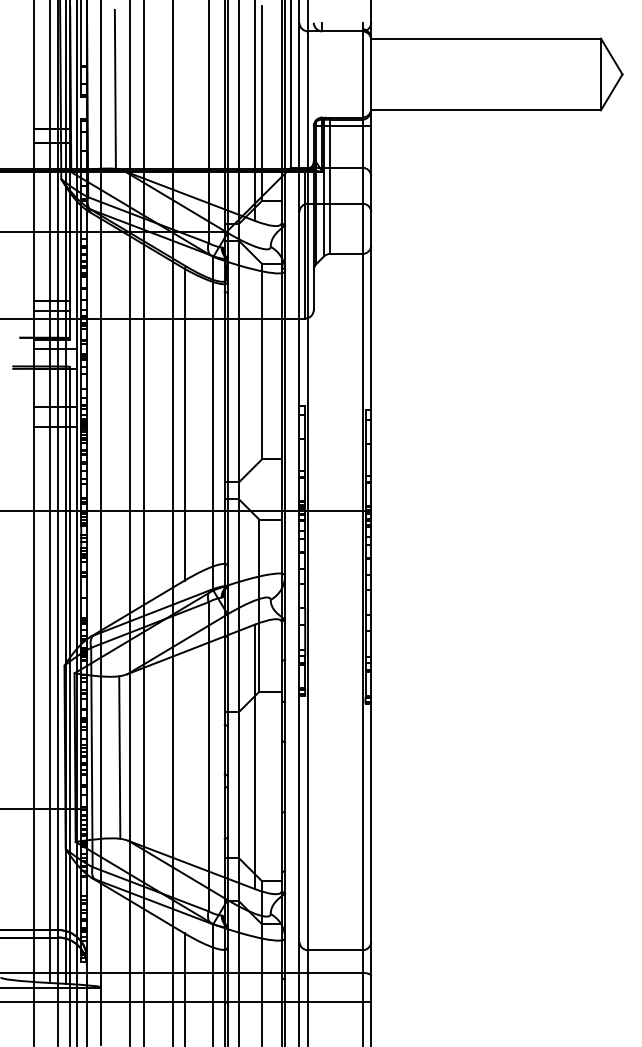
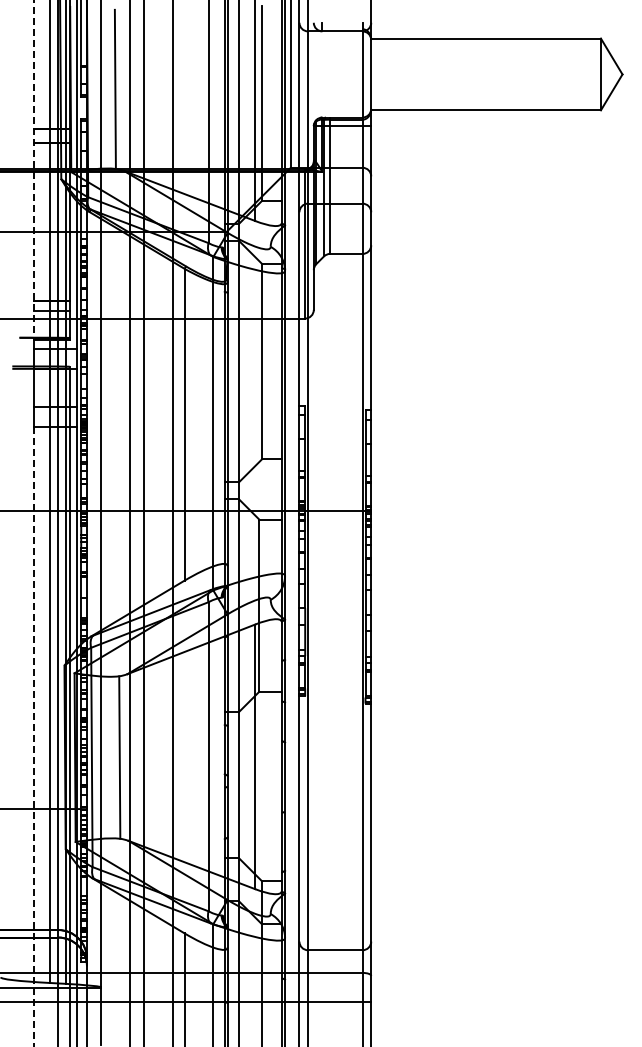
line: solid -> dashed (33, 169)
line: solid -> dashed (33, 736)
